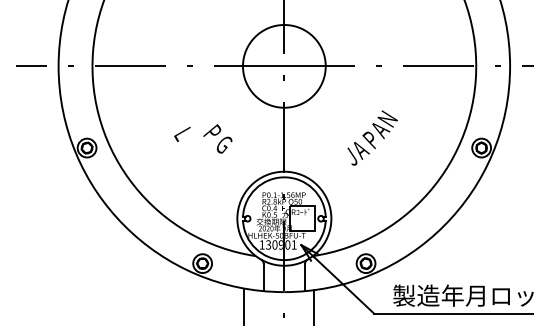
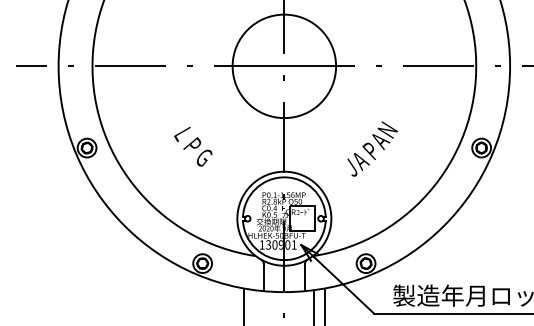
circle diameter: 83 px -> 103 px (284, 66)
text position: (372, 137) -> (372, 148) (372, 148)
text position: (217, 138) -> (197, 151) (197, 151)
line: none -> present (324, 305)
